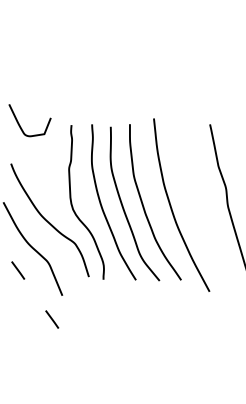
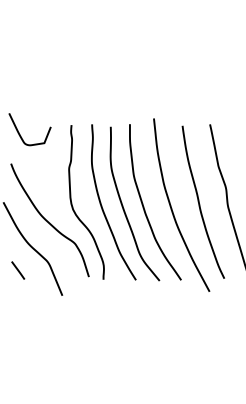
curve position: (20, 125) -> (20, 134) (20, 134)
curve: none -> present (199, 201)
line: present -> none (52, 319)
